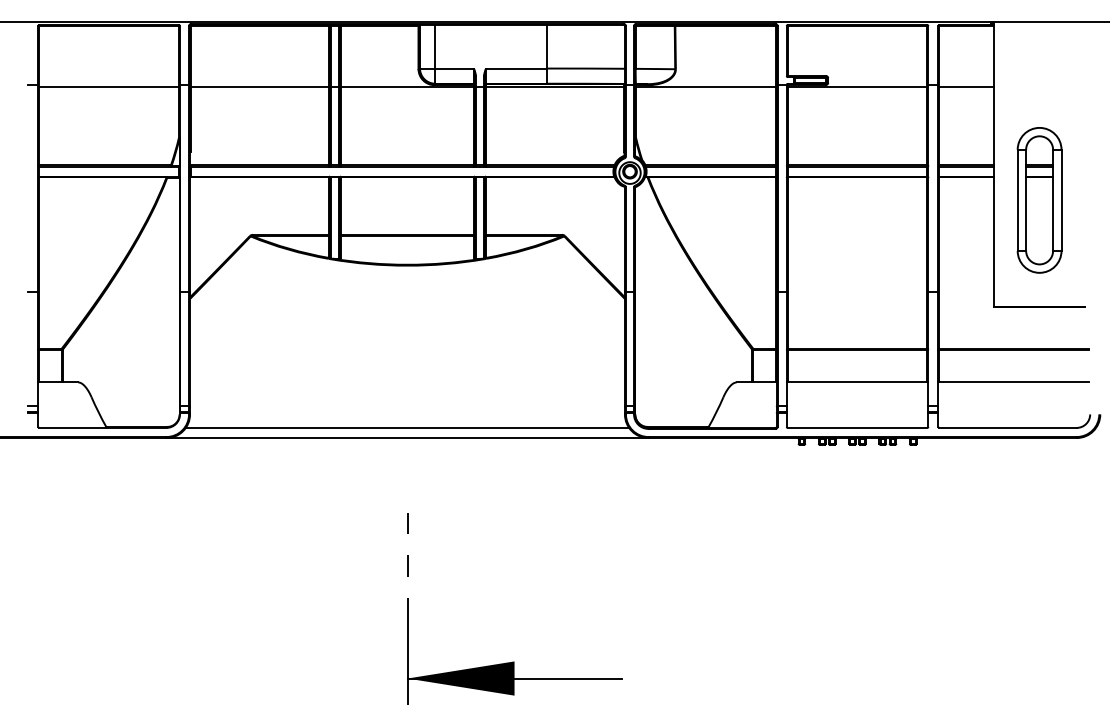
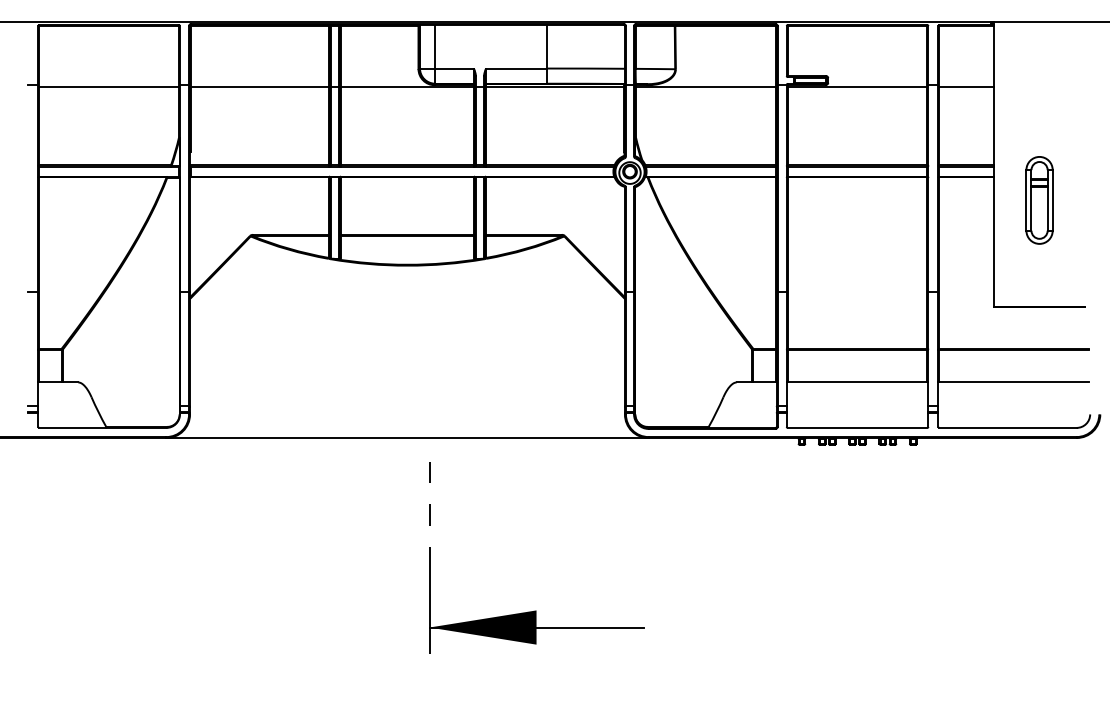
part size: 47x147 px -> 29x89 px (1039, 200)
line: present -> none (407, 427)
part position: (514, 661) -> (536, 610) (536, 610)
